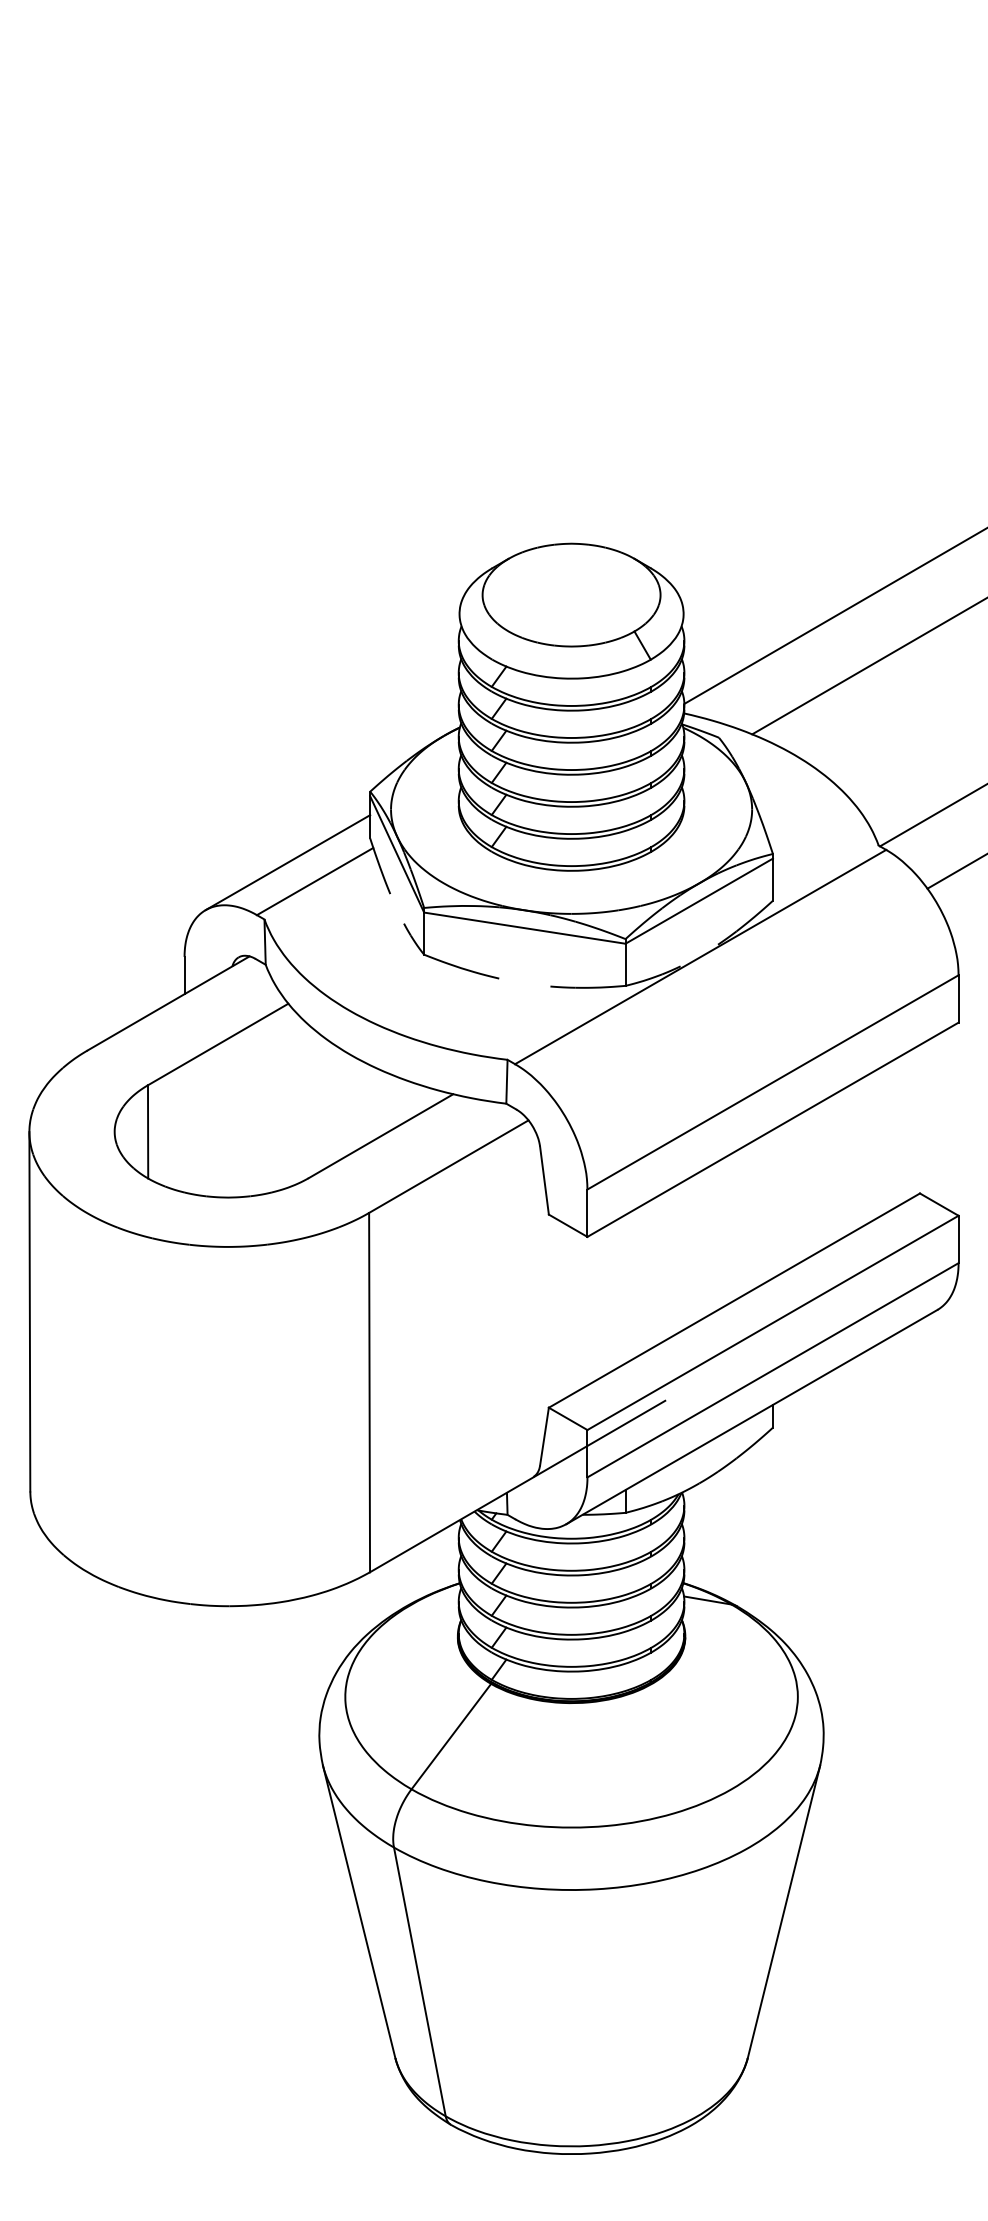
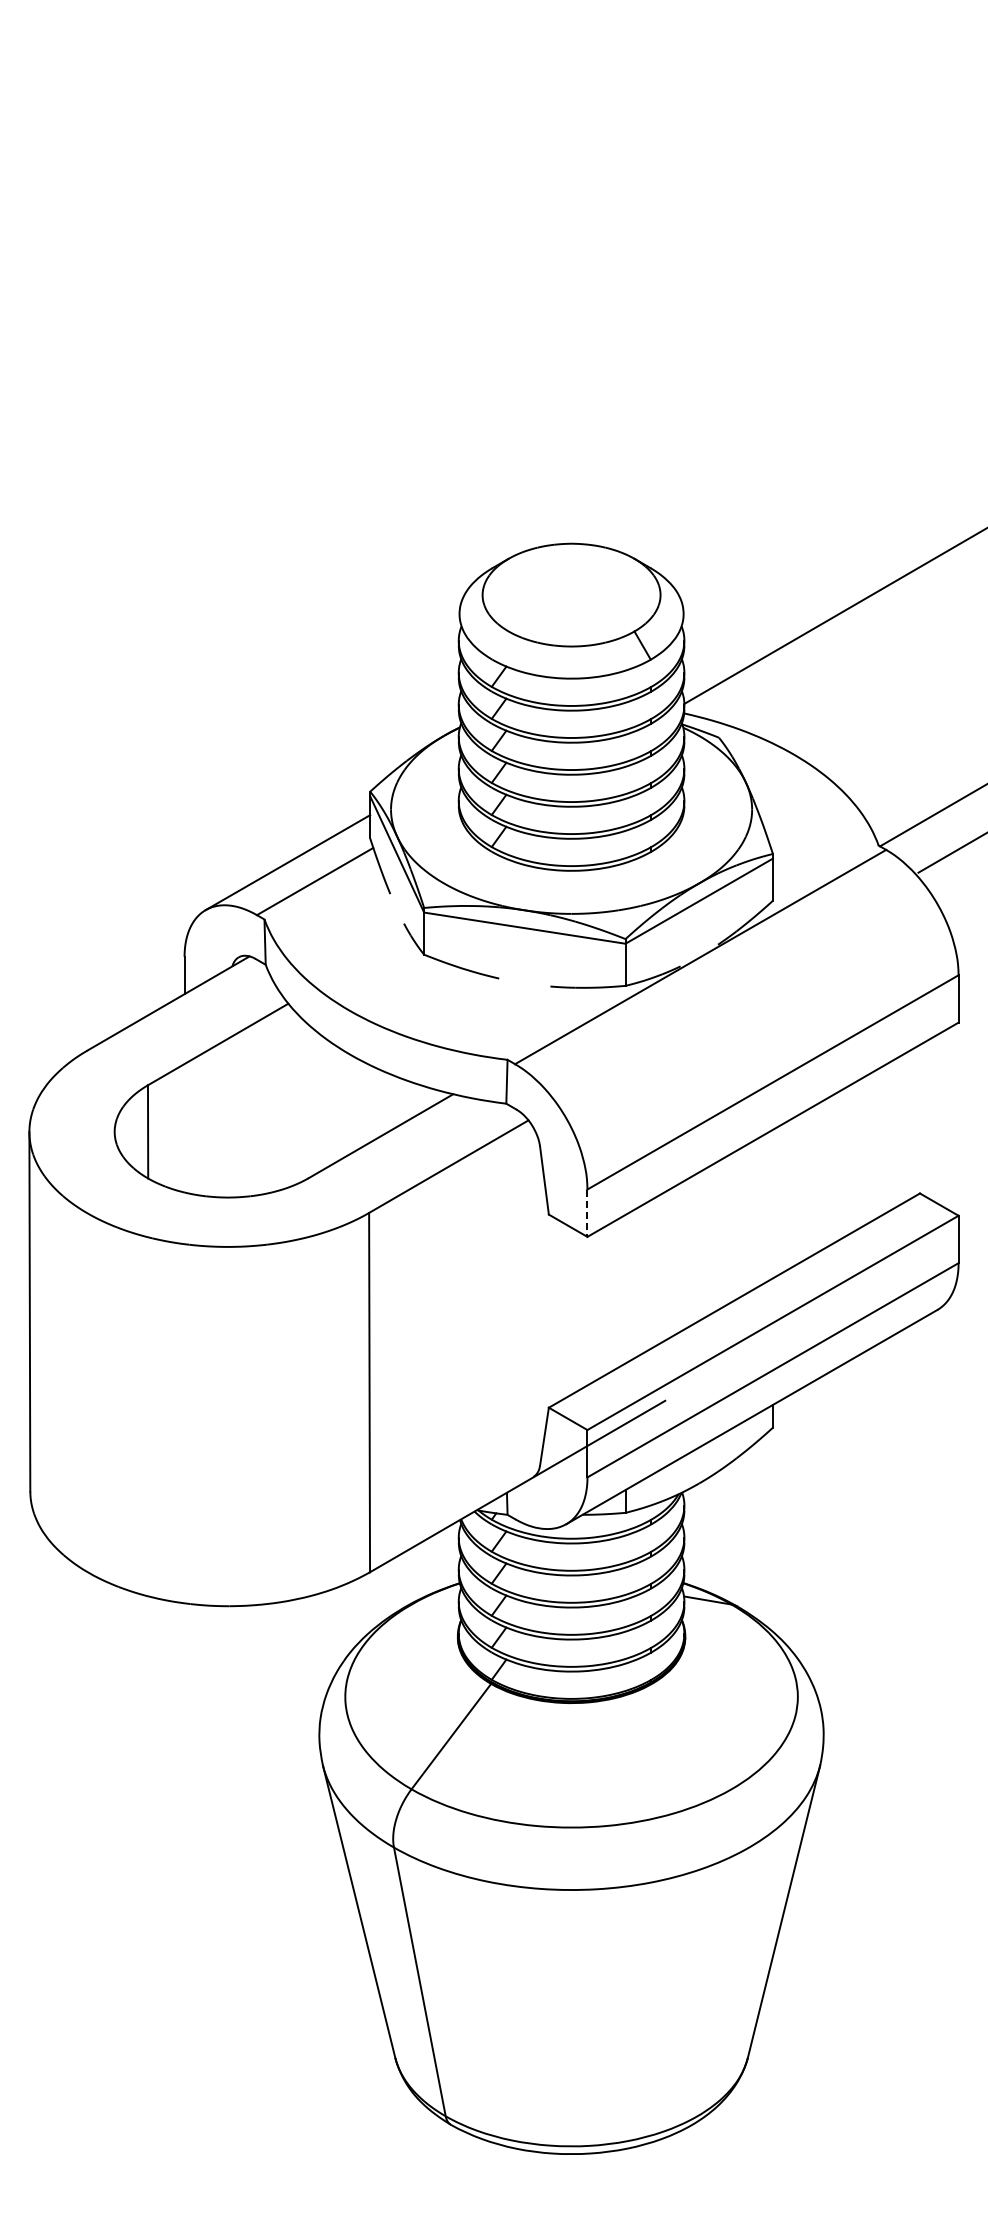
line: present -> none (868, 666)
line position: (955, 871) -> (951, 853) (951, 853)
line: solid -> dashed (587, 1213)
